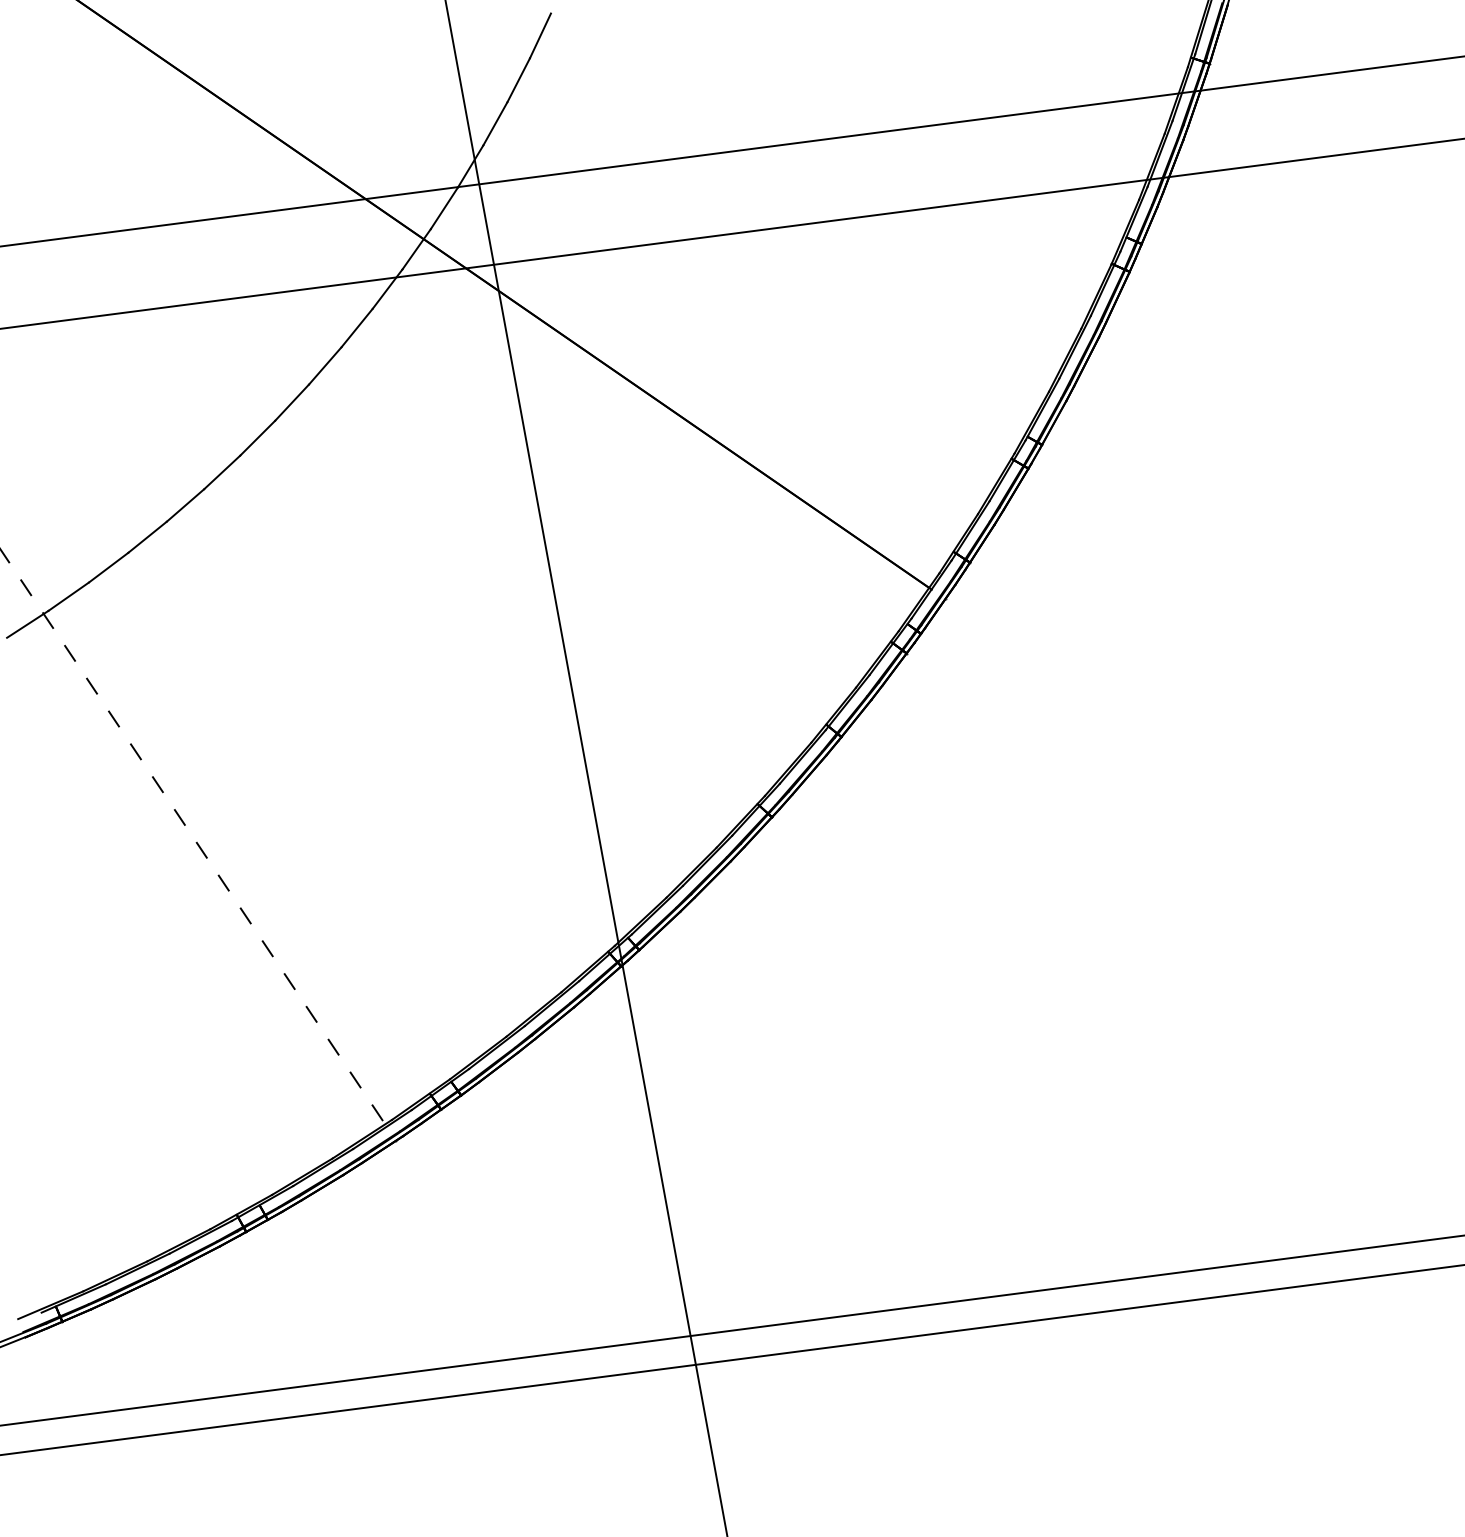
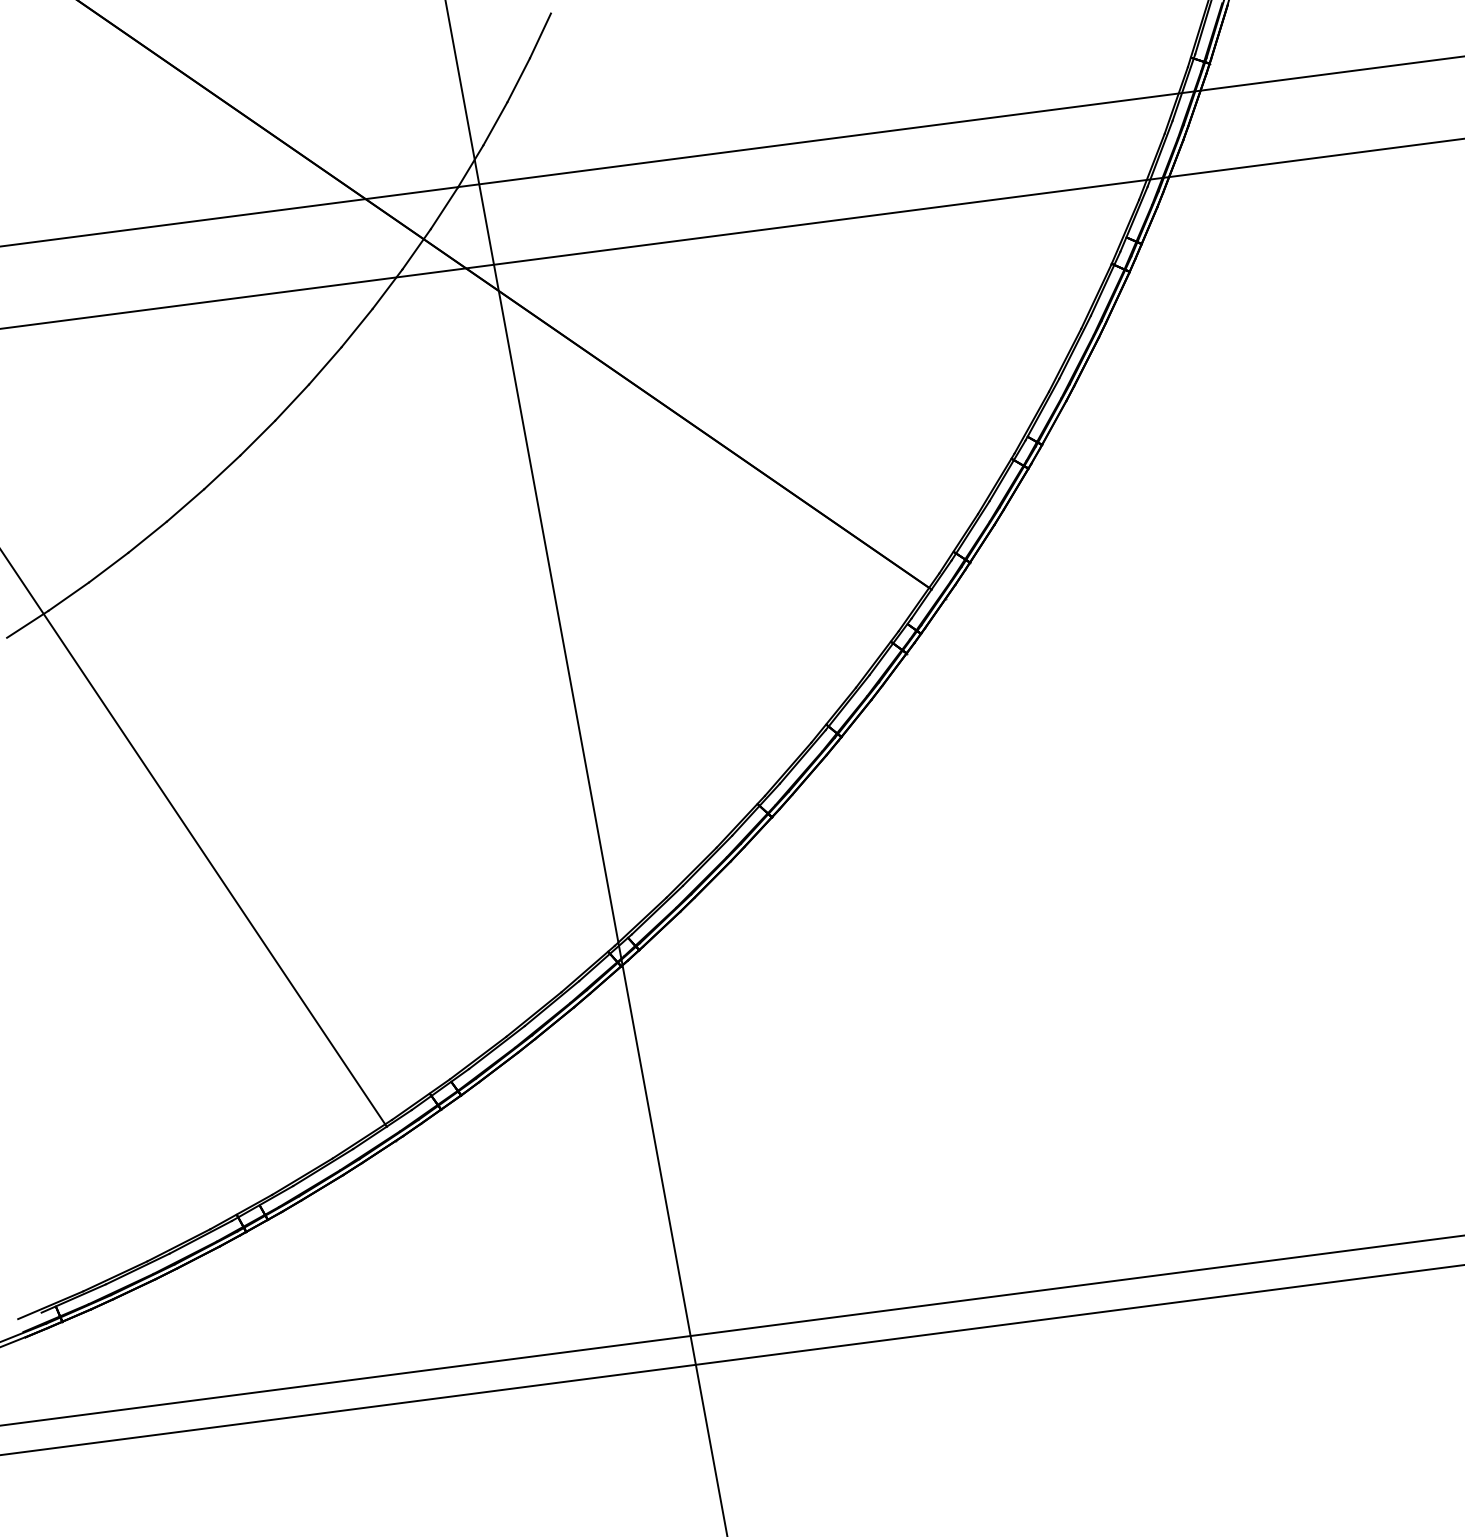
line: dashed -> solid (193, 838)
